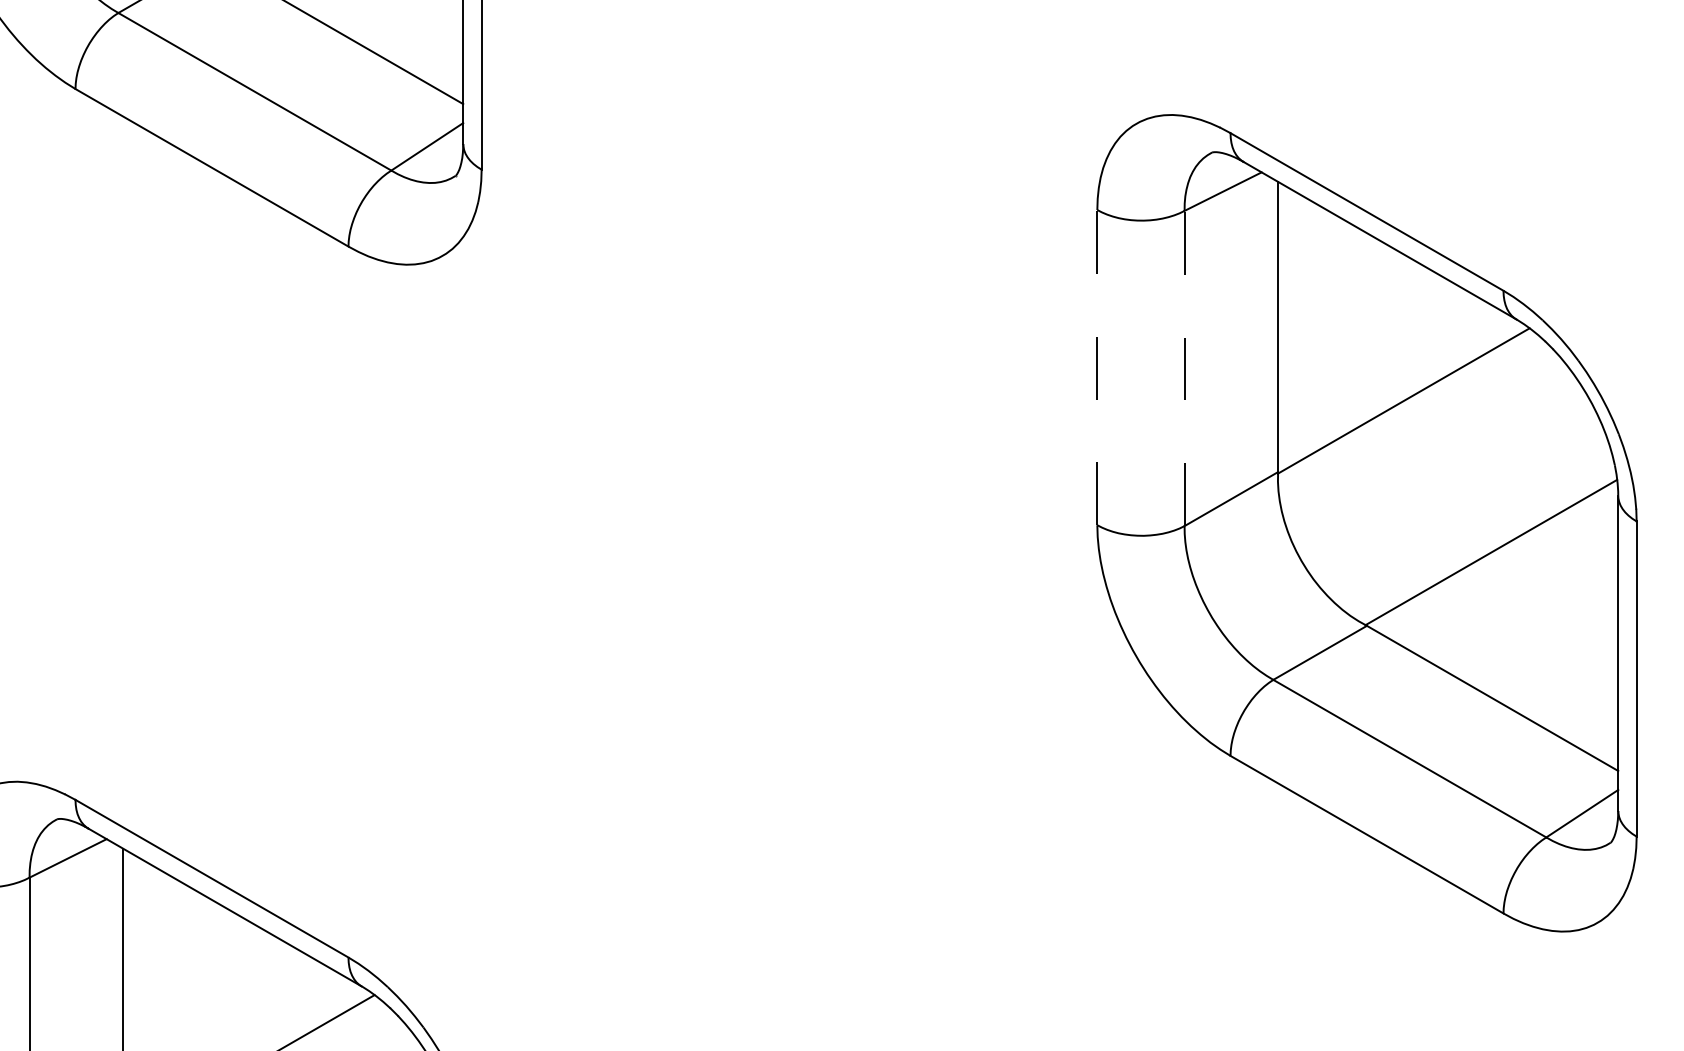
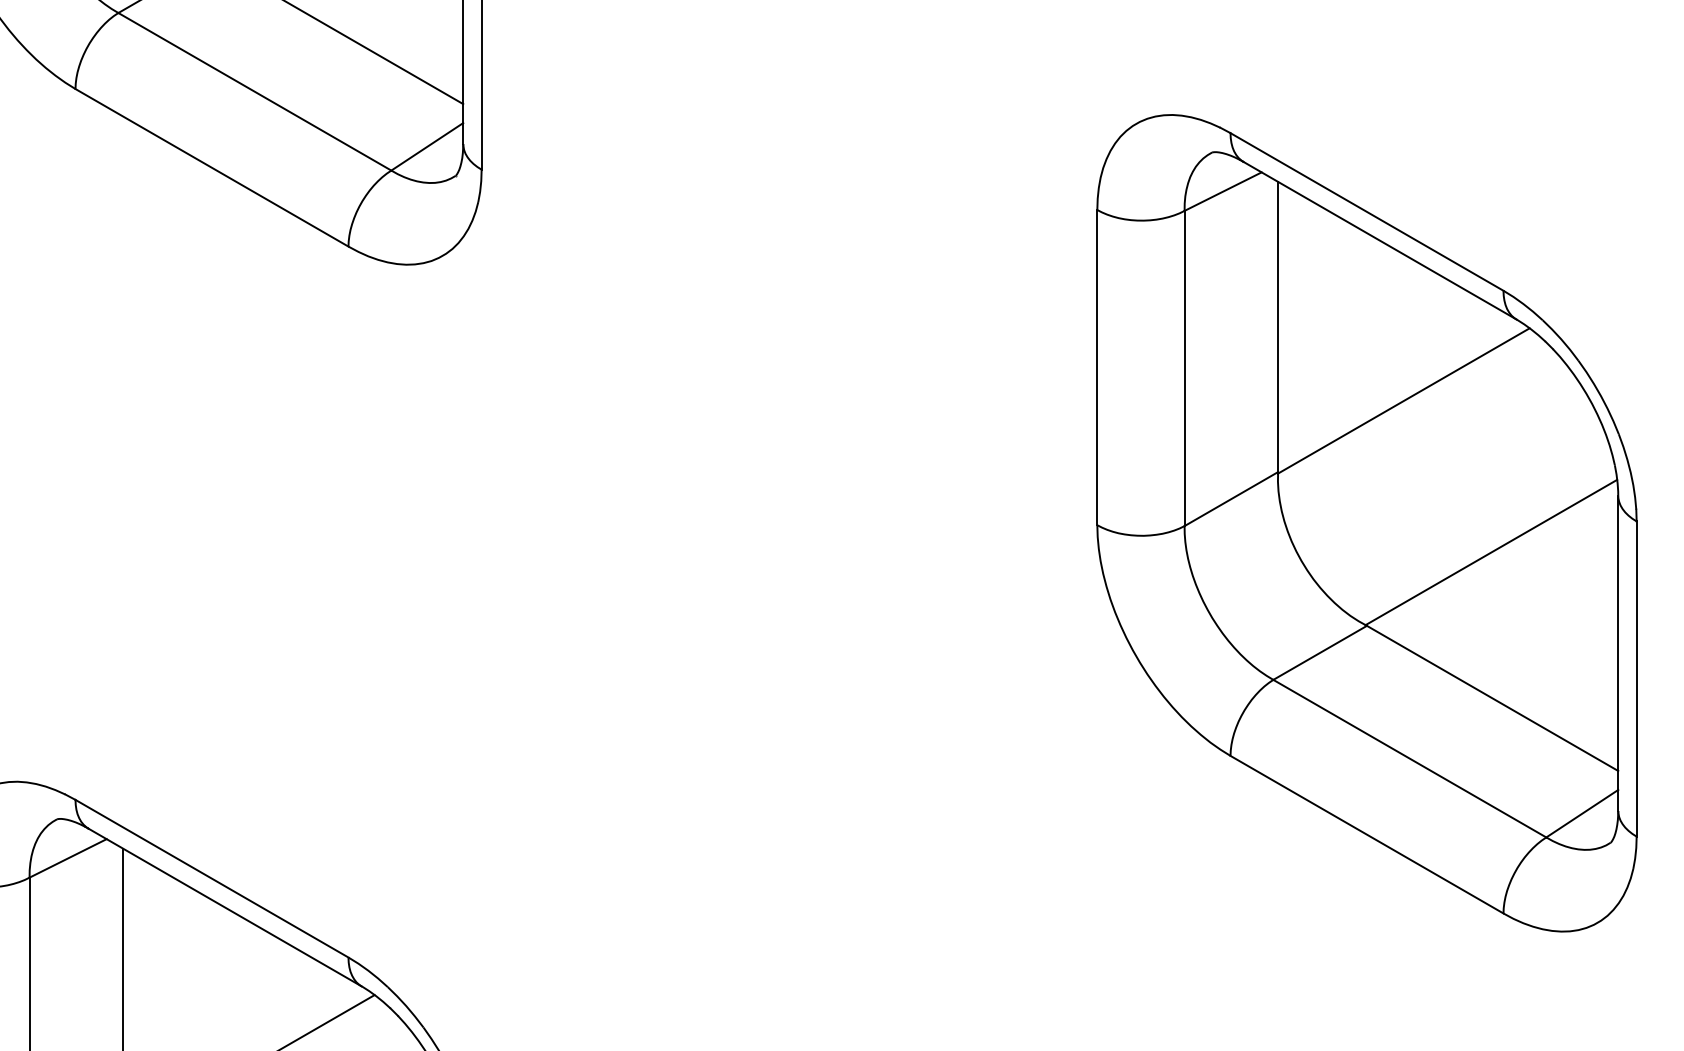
line: dashed -> solid (1097, 367)
line: dashed -> solid (1184, 368)
